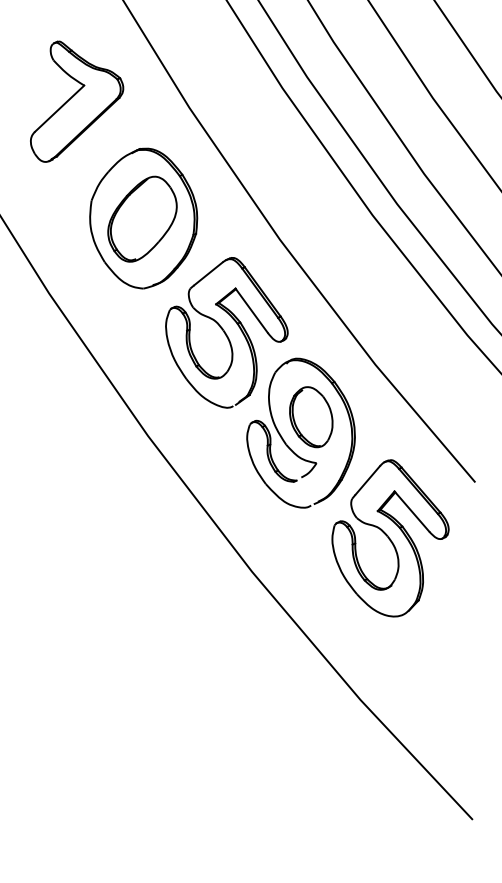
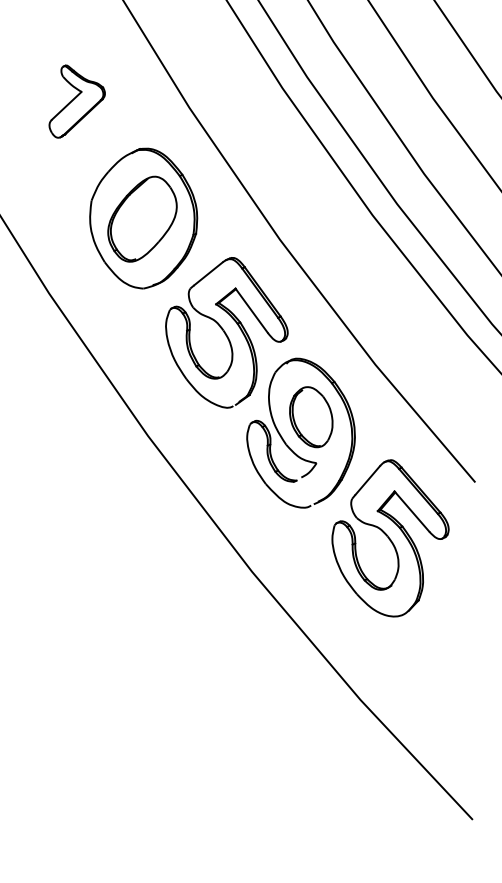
part size: 95x123 px -> 58x75 px (76, 101)
